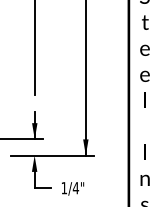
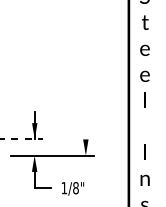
line: present -> none (34, 48)
line: present -> none (85, 78)
line: solid -> dashed (21, 139)
text: 1/4" -> 1/8" (75, 188)
